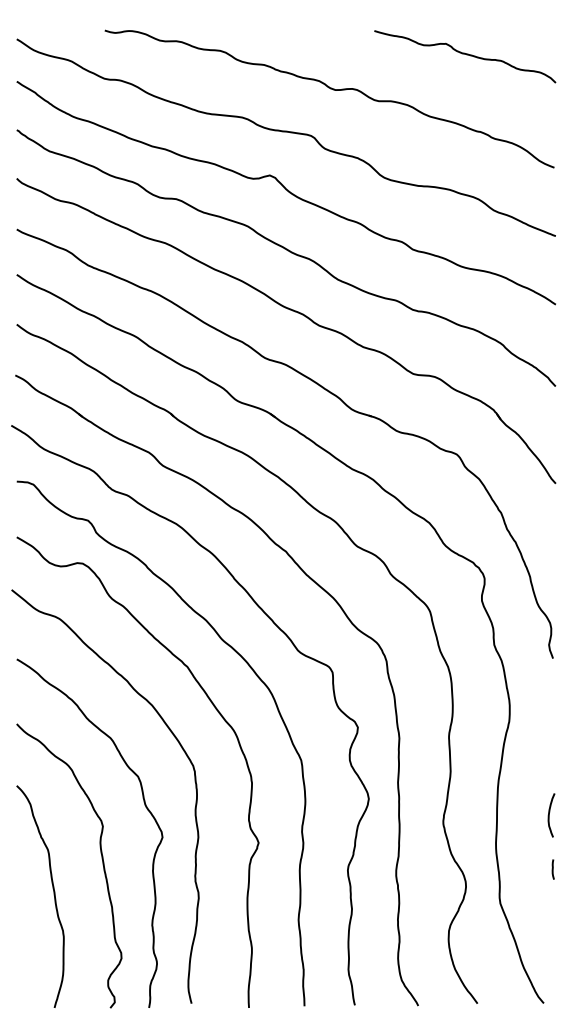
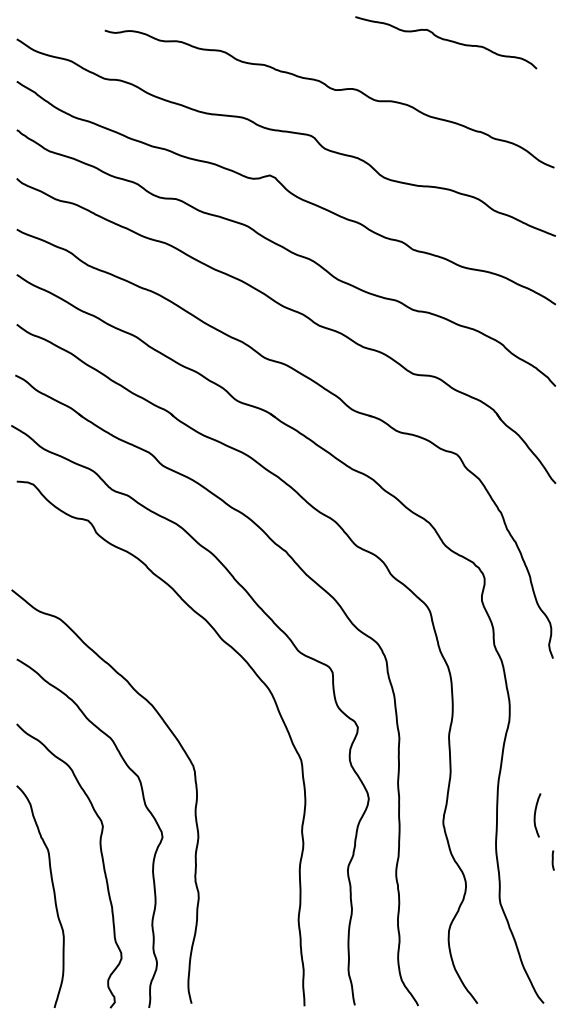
curve position: (466, 55) -> (447, 41) (447, 41)
curve: present -> none (218, 713)
curve position: (549, 815) -> (535, 815) (535, 815)
line position: (552, 869) -> (552, 860) (552, 860)
